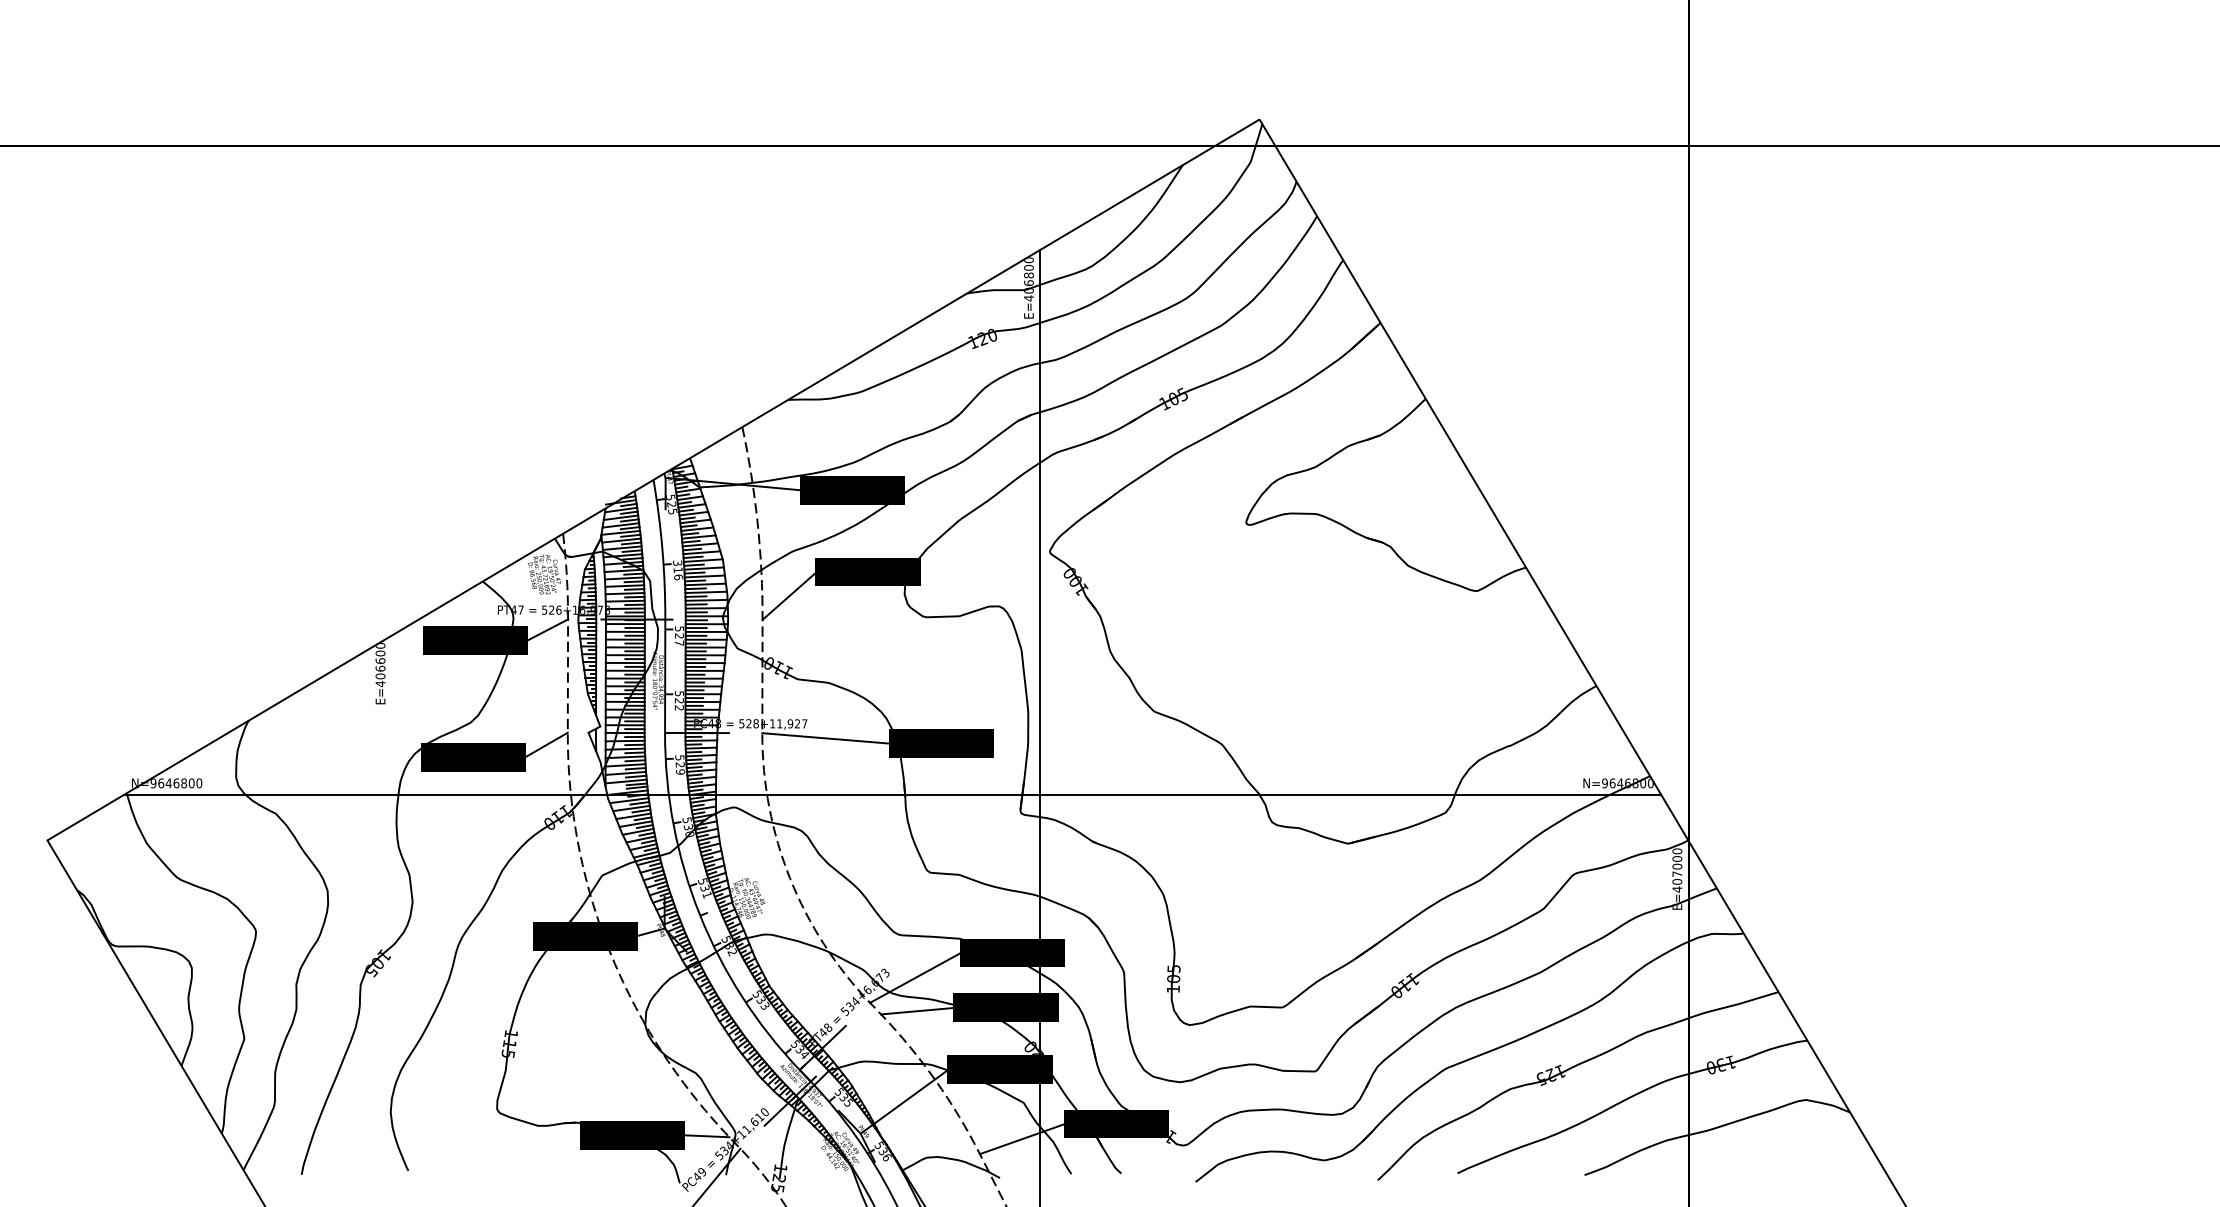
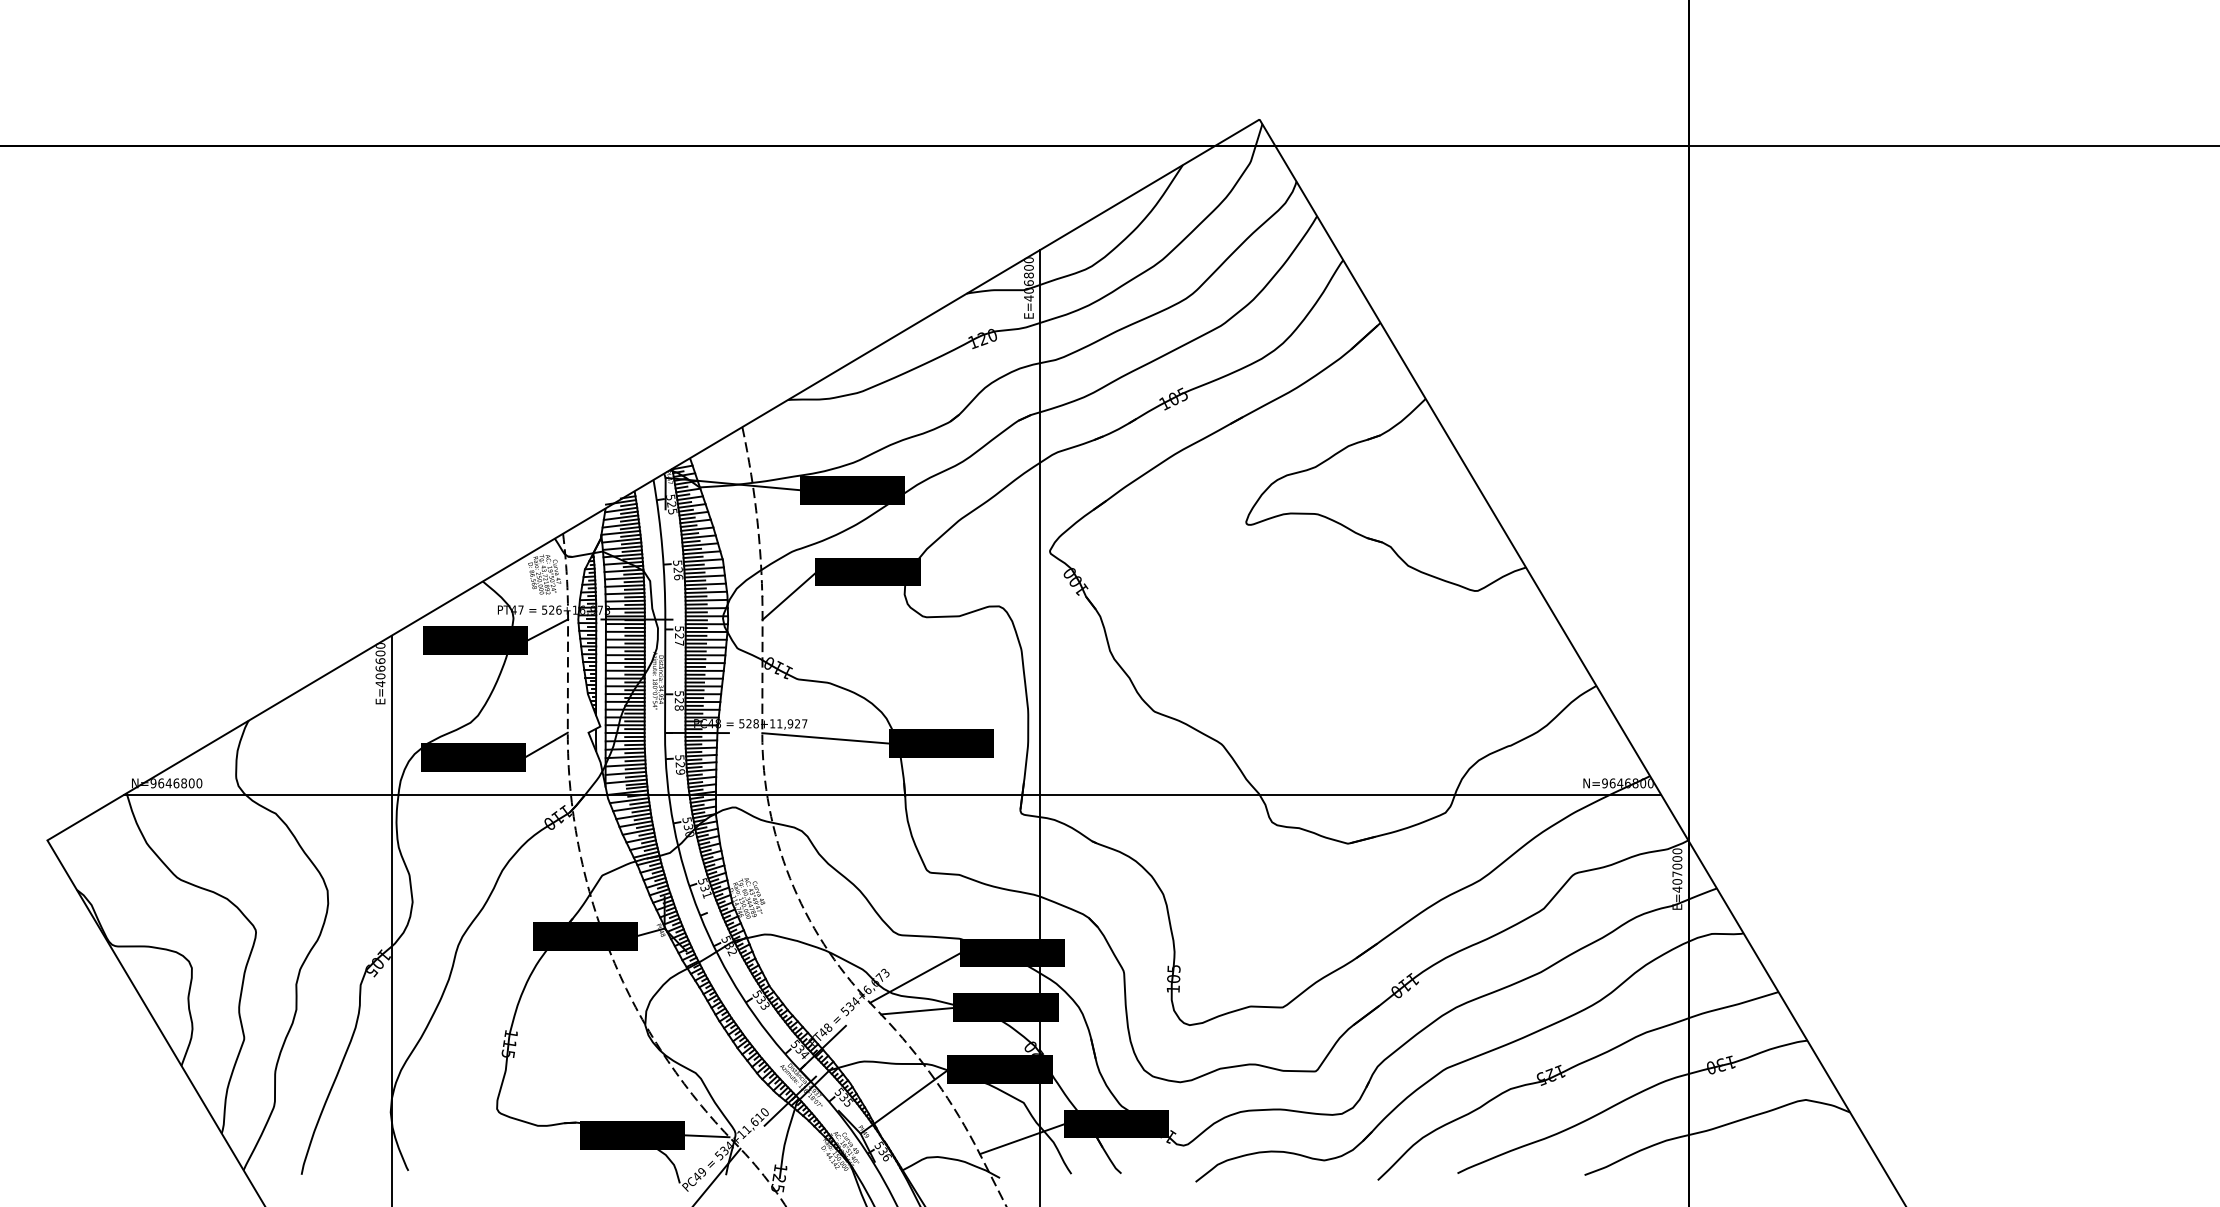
text: 316 -> 526 (677, 566)
text: 522 -> 528 (678, 707)
line: none -> present (391, 919)
